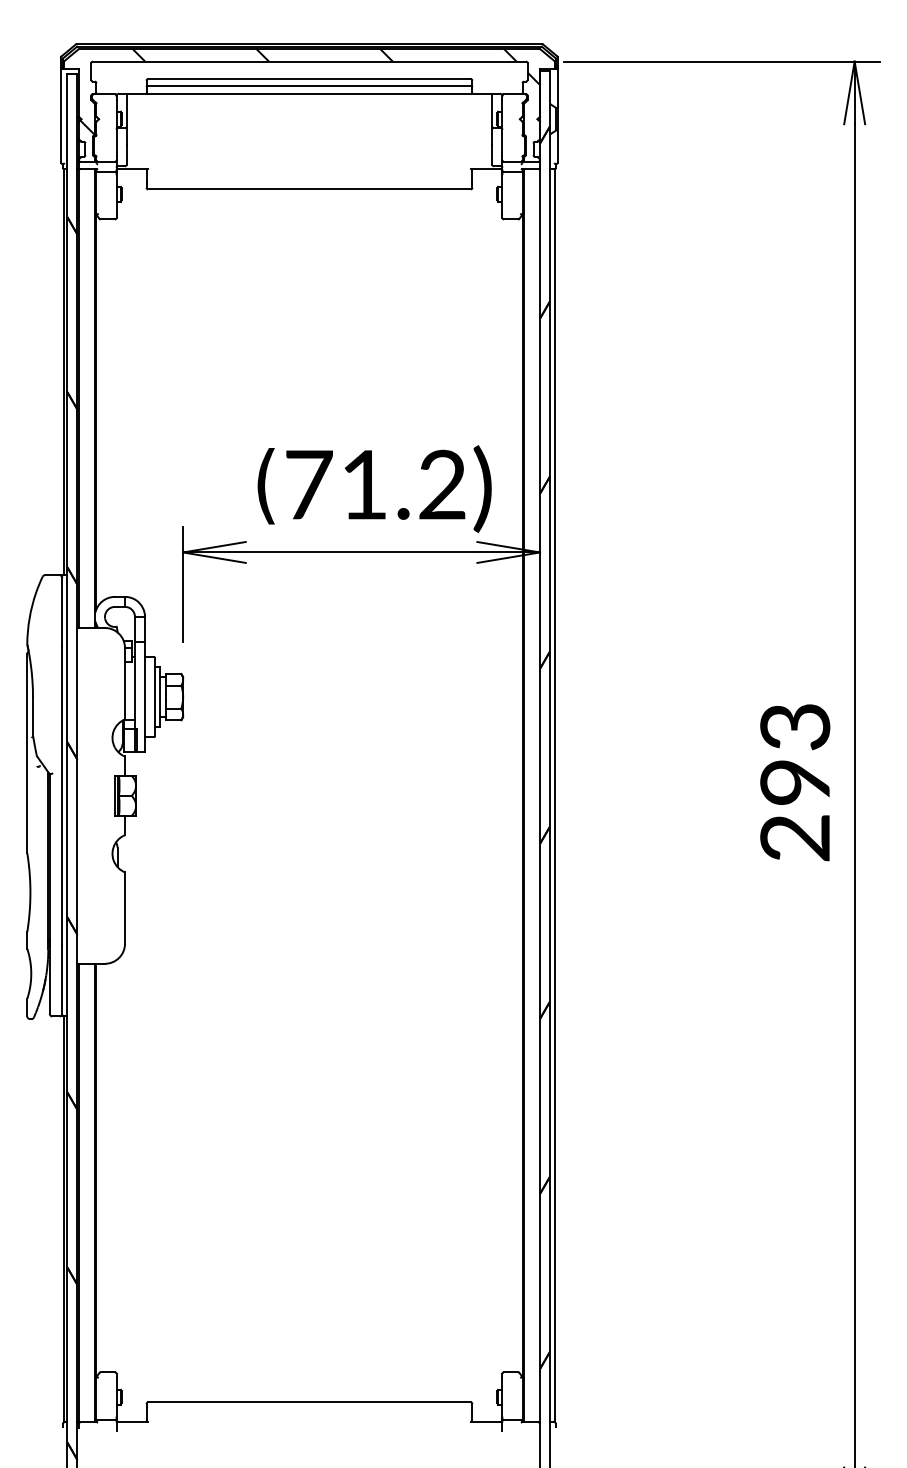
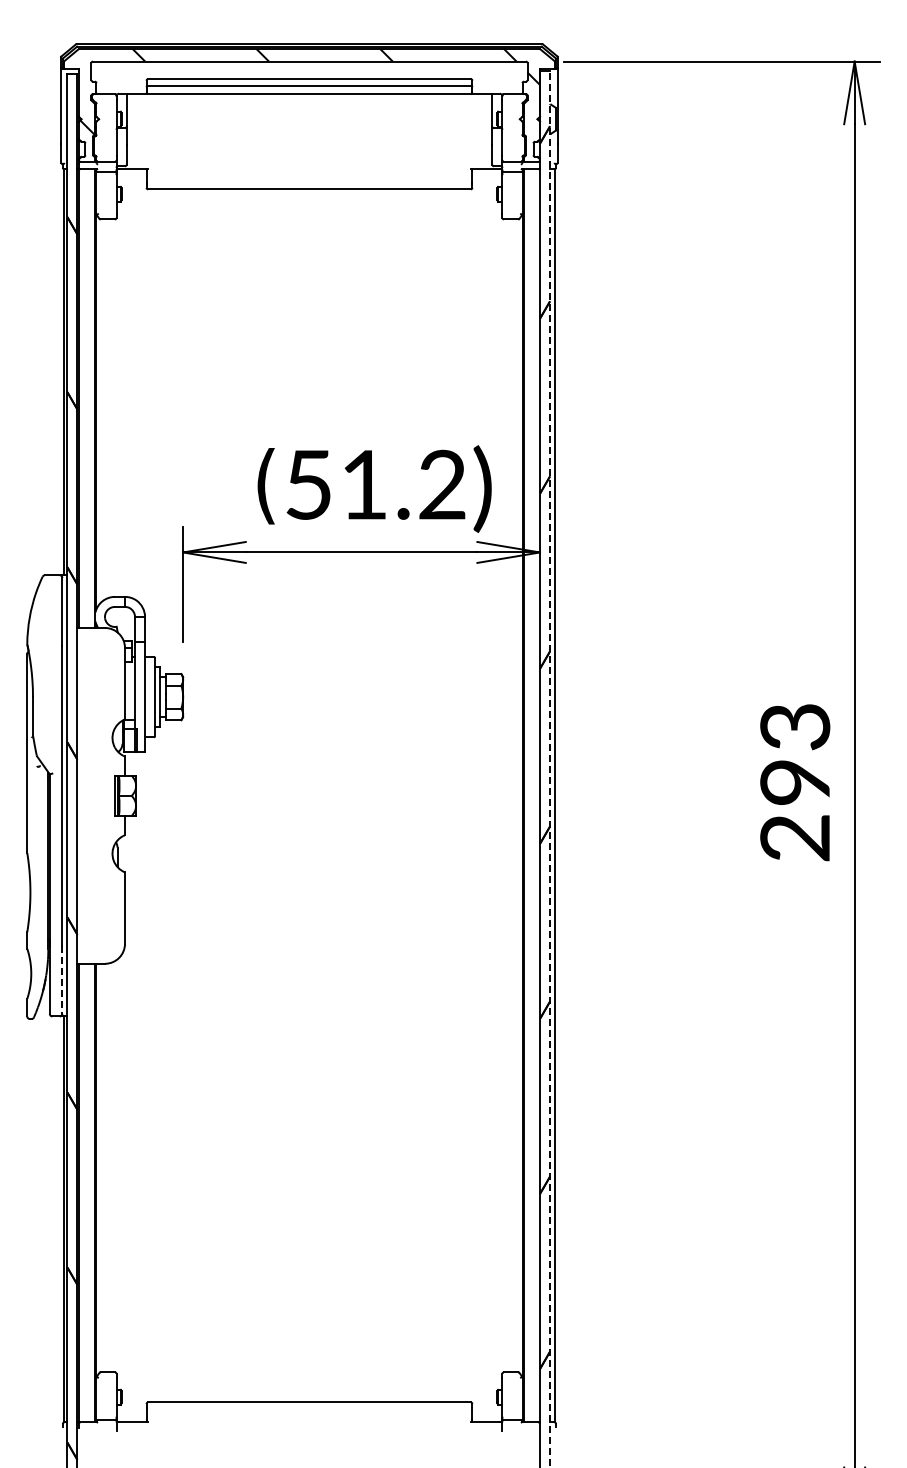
text: 71.2) -> 51.2) (309, 484)
line: solid -> dashed (550, 768)
line: solid -> dashed (62, 981)
